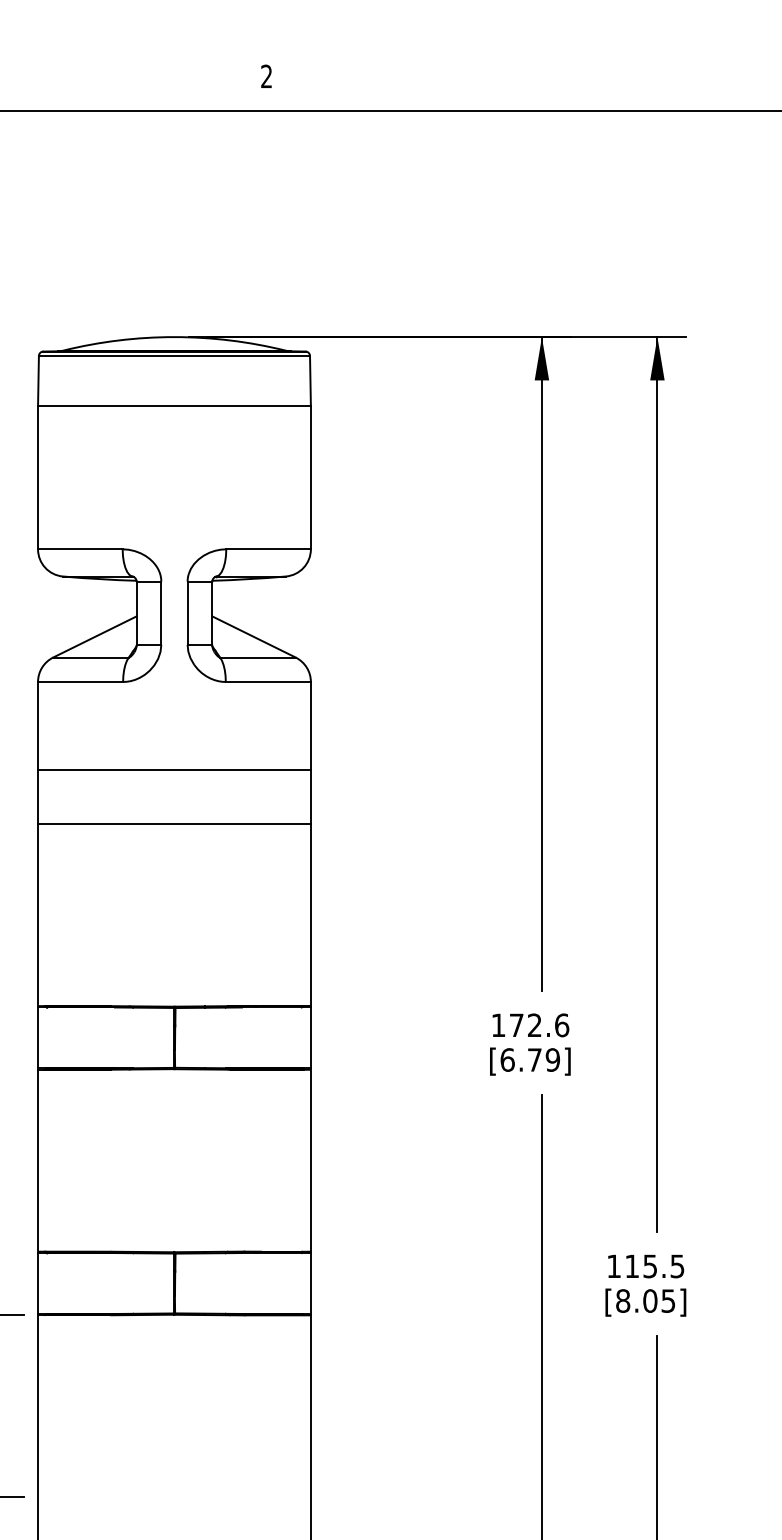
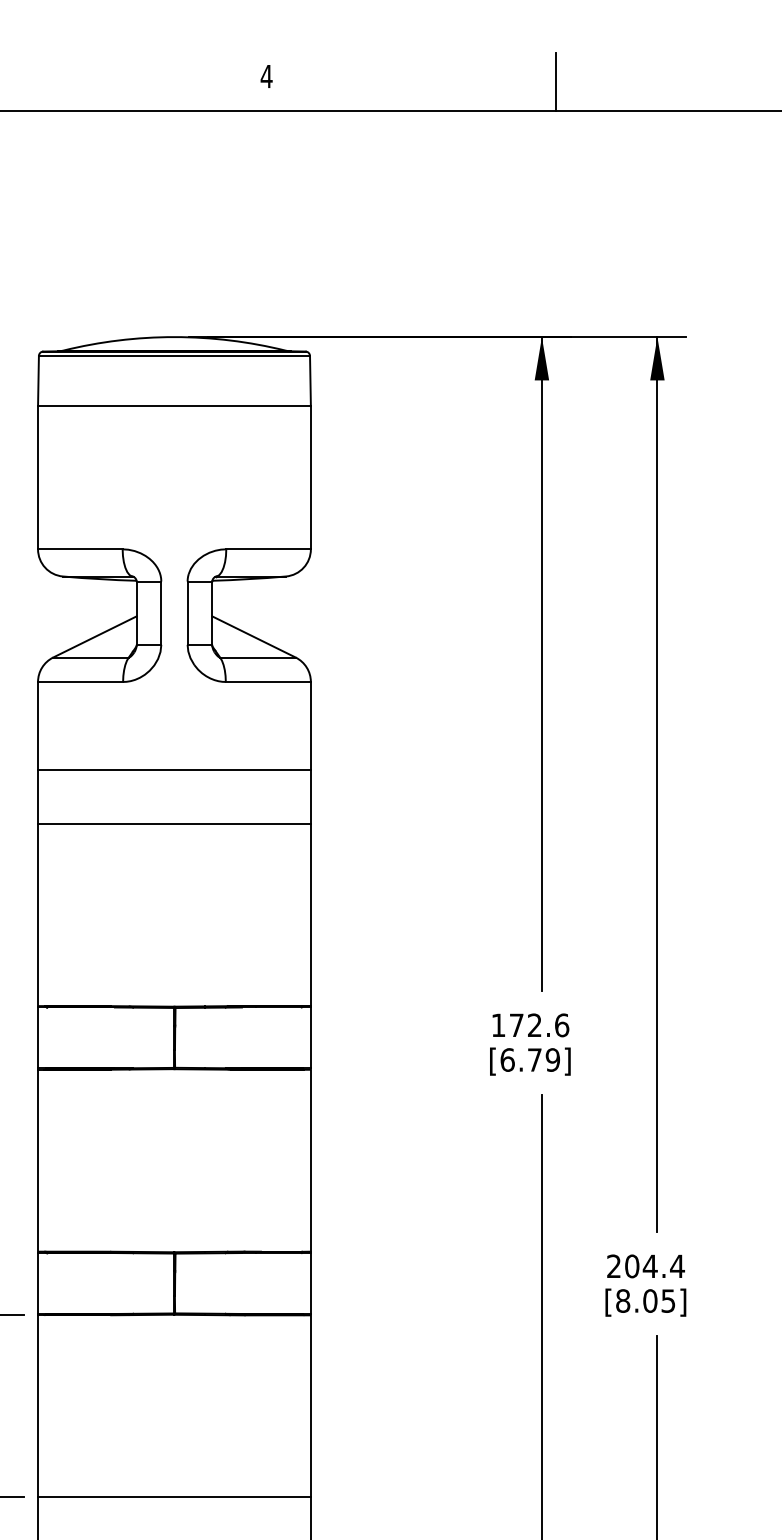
text: 2 -> 4 (266, 75)
line: none -> present (555, 82)
text: 115.5 -> 204.4 (645, 1266)
line: none -> present (174, 1497)
